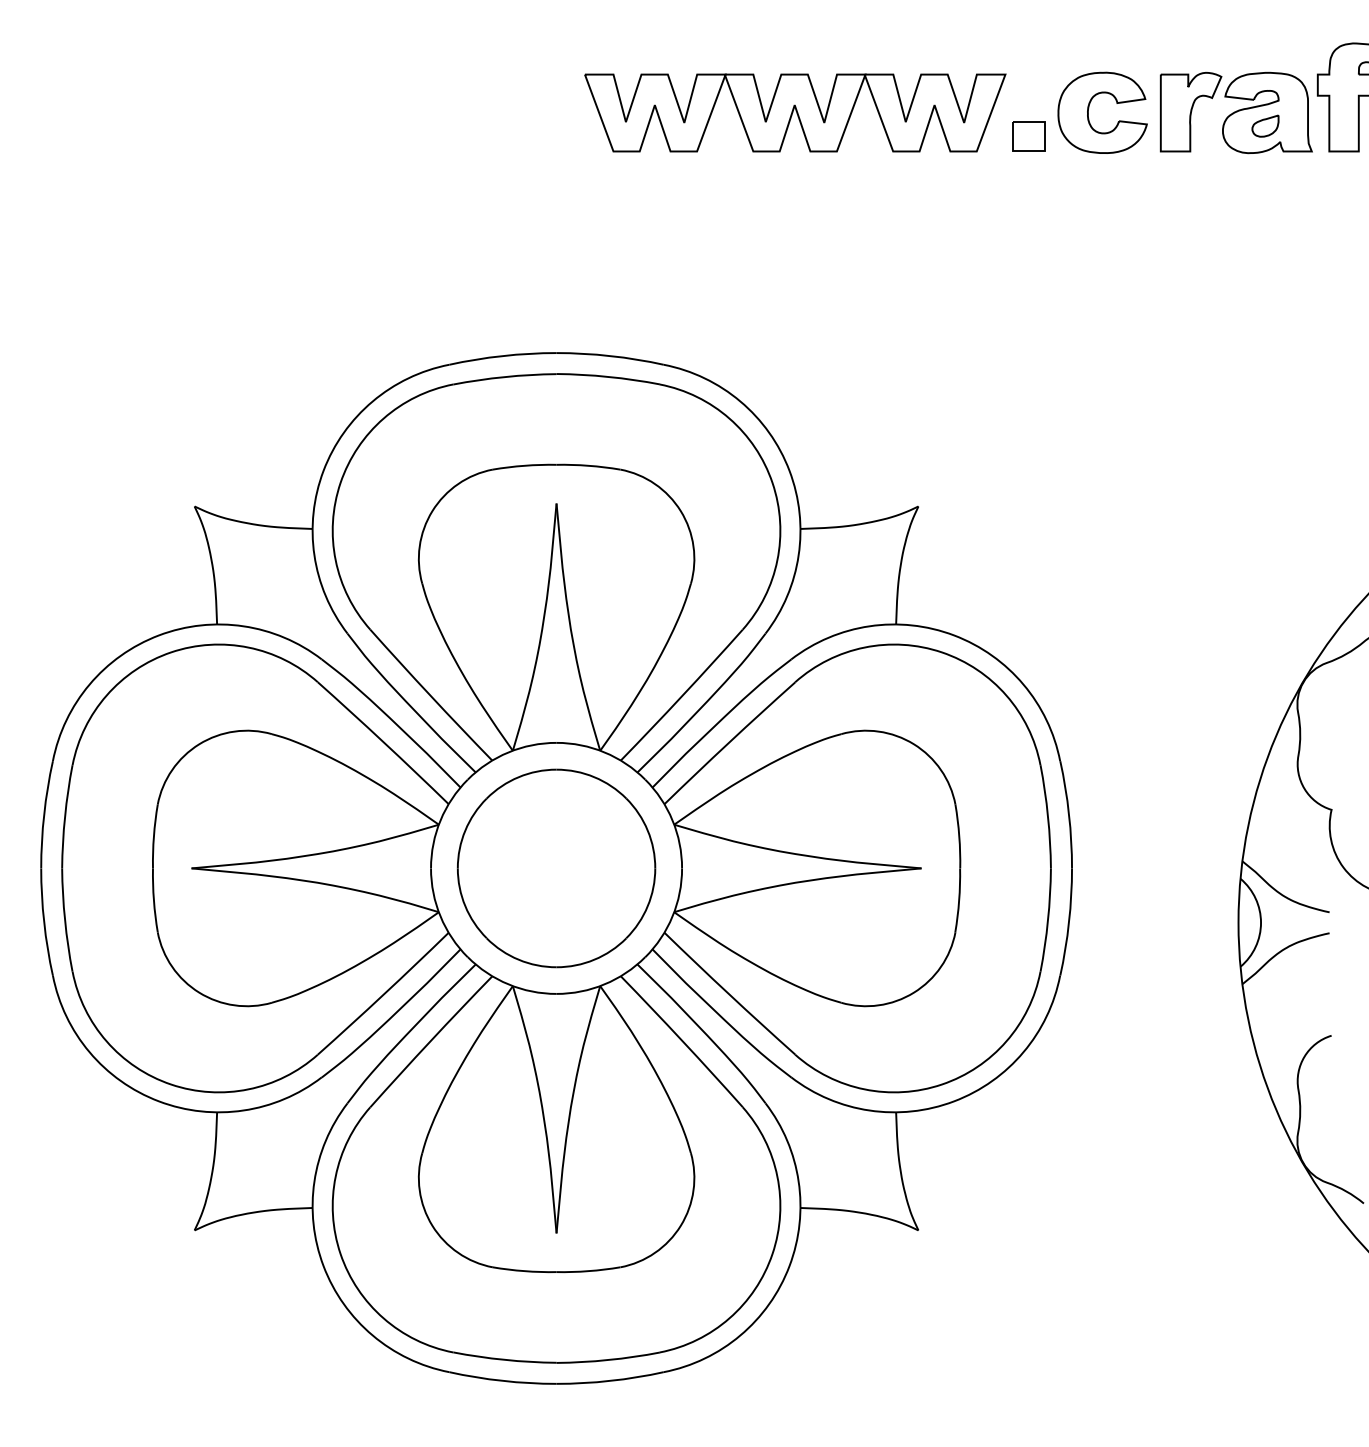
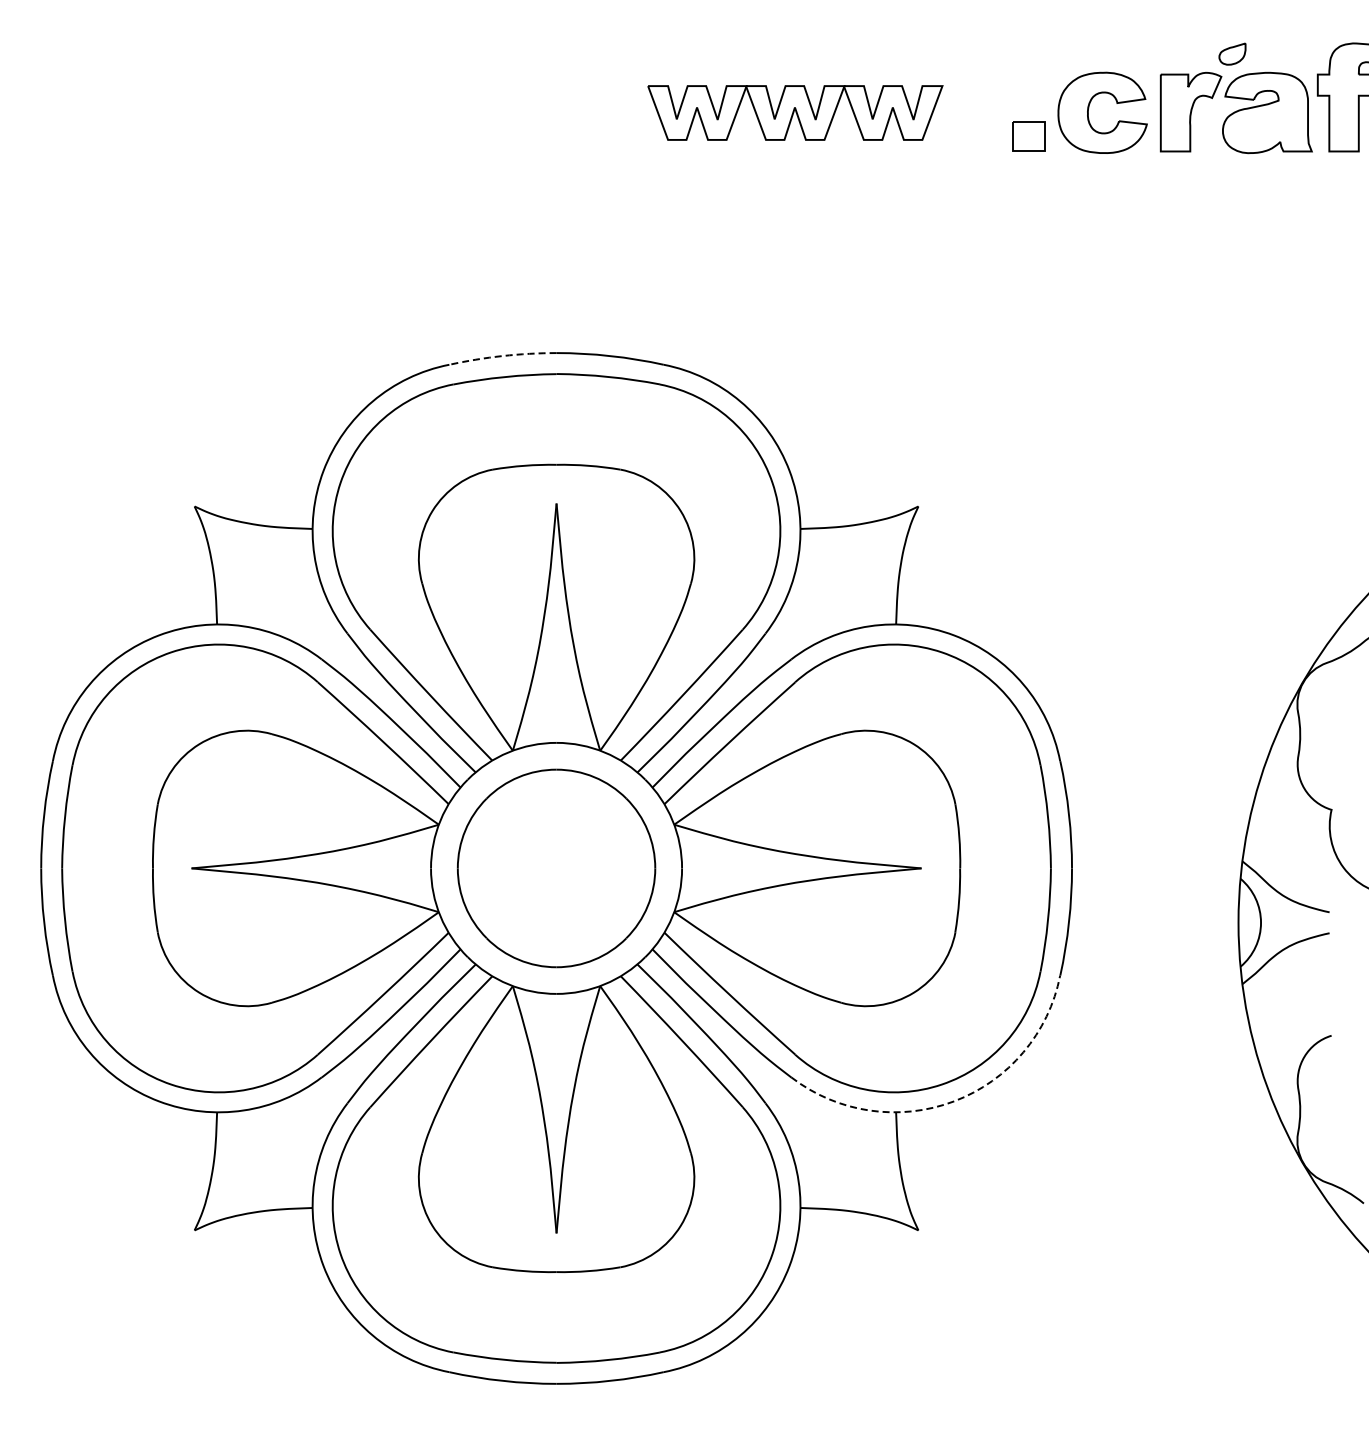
part size: 423x80 px -> 297x56 px (795, 112)
part position: (1265, 125) -> (1232, 53) (1232, 53)
arc: solid -> dashed (502, 356)
arc: solid -> dashed (954, 1101)
